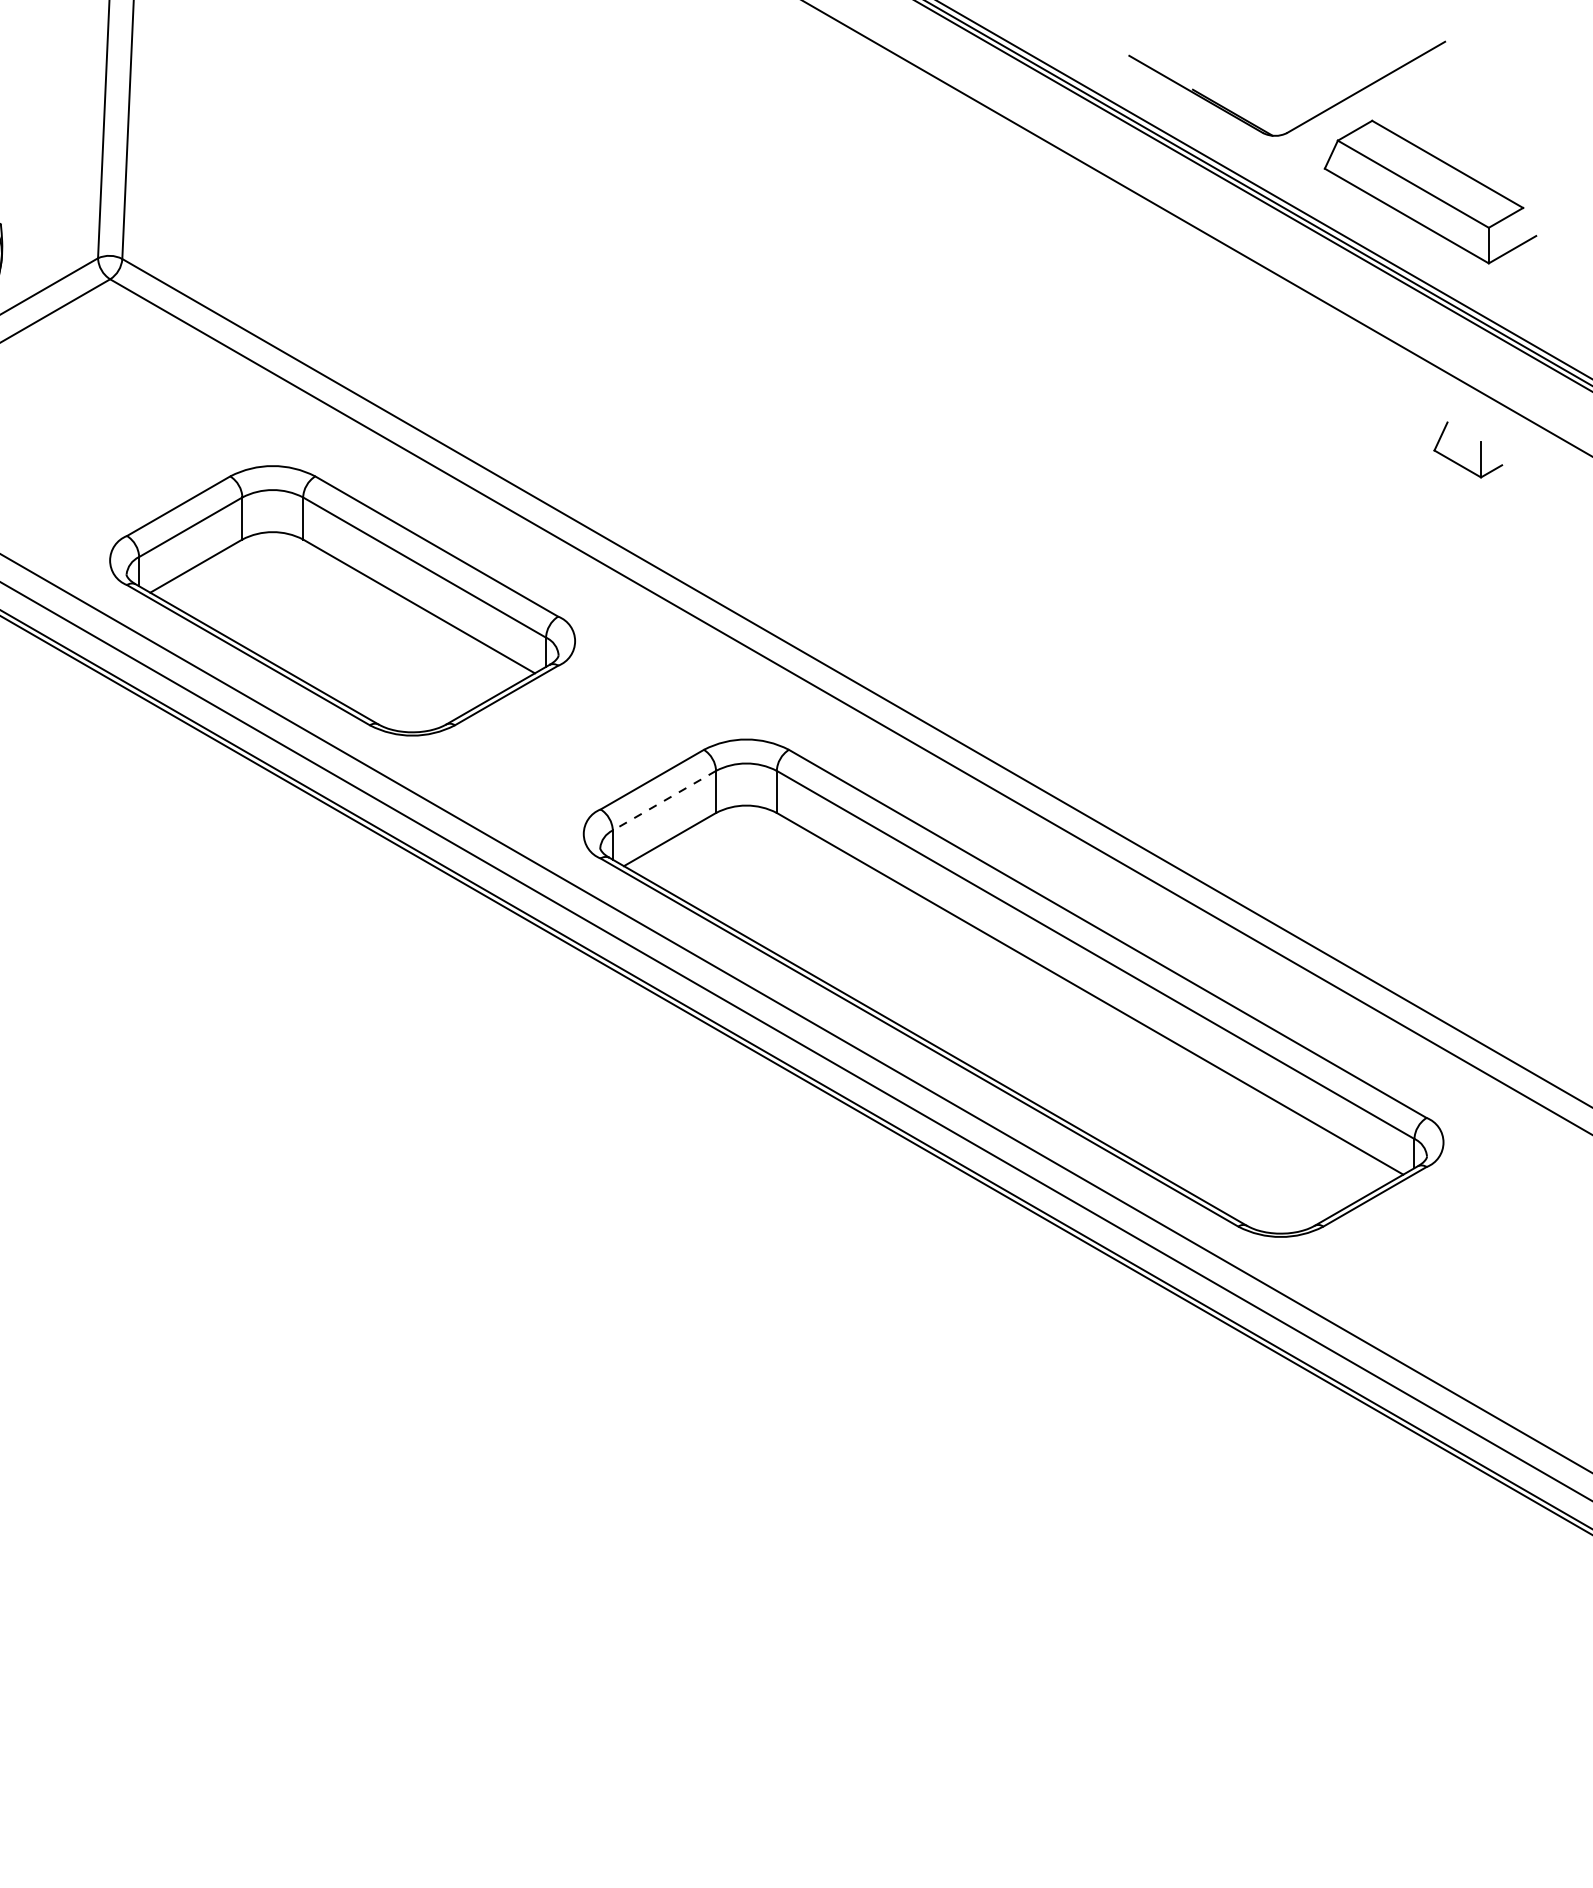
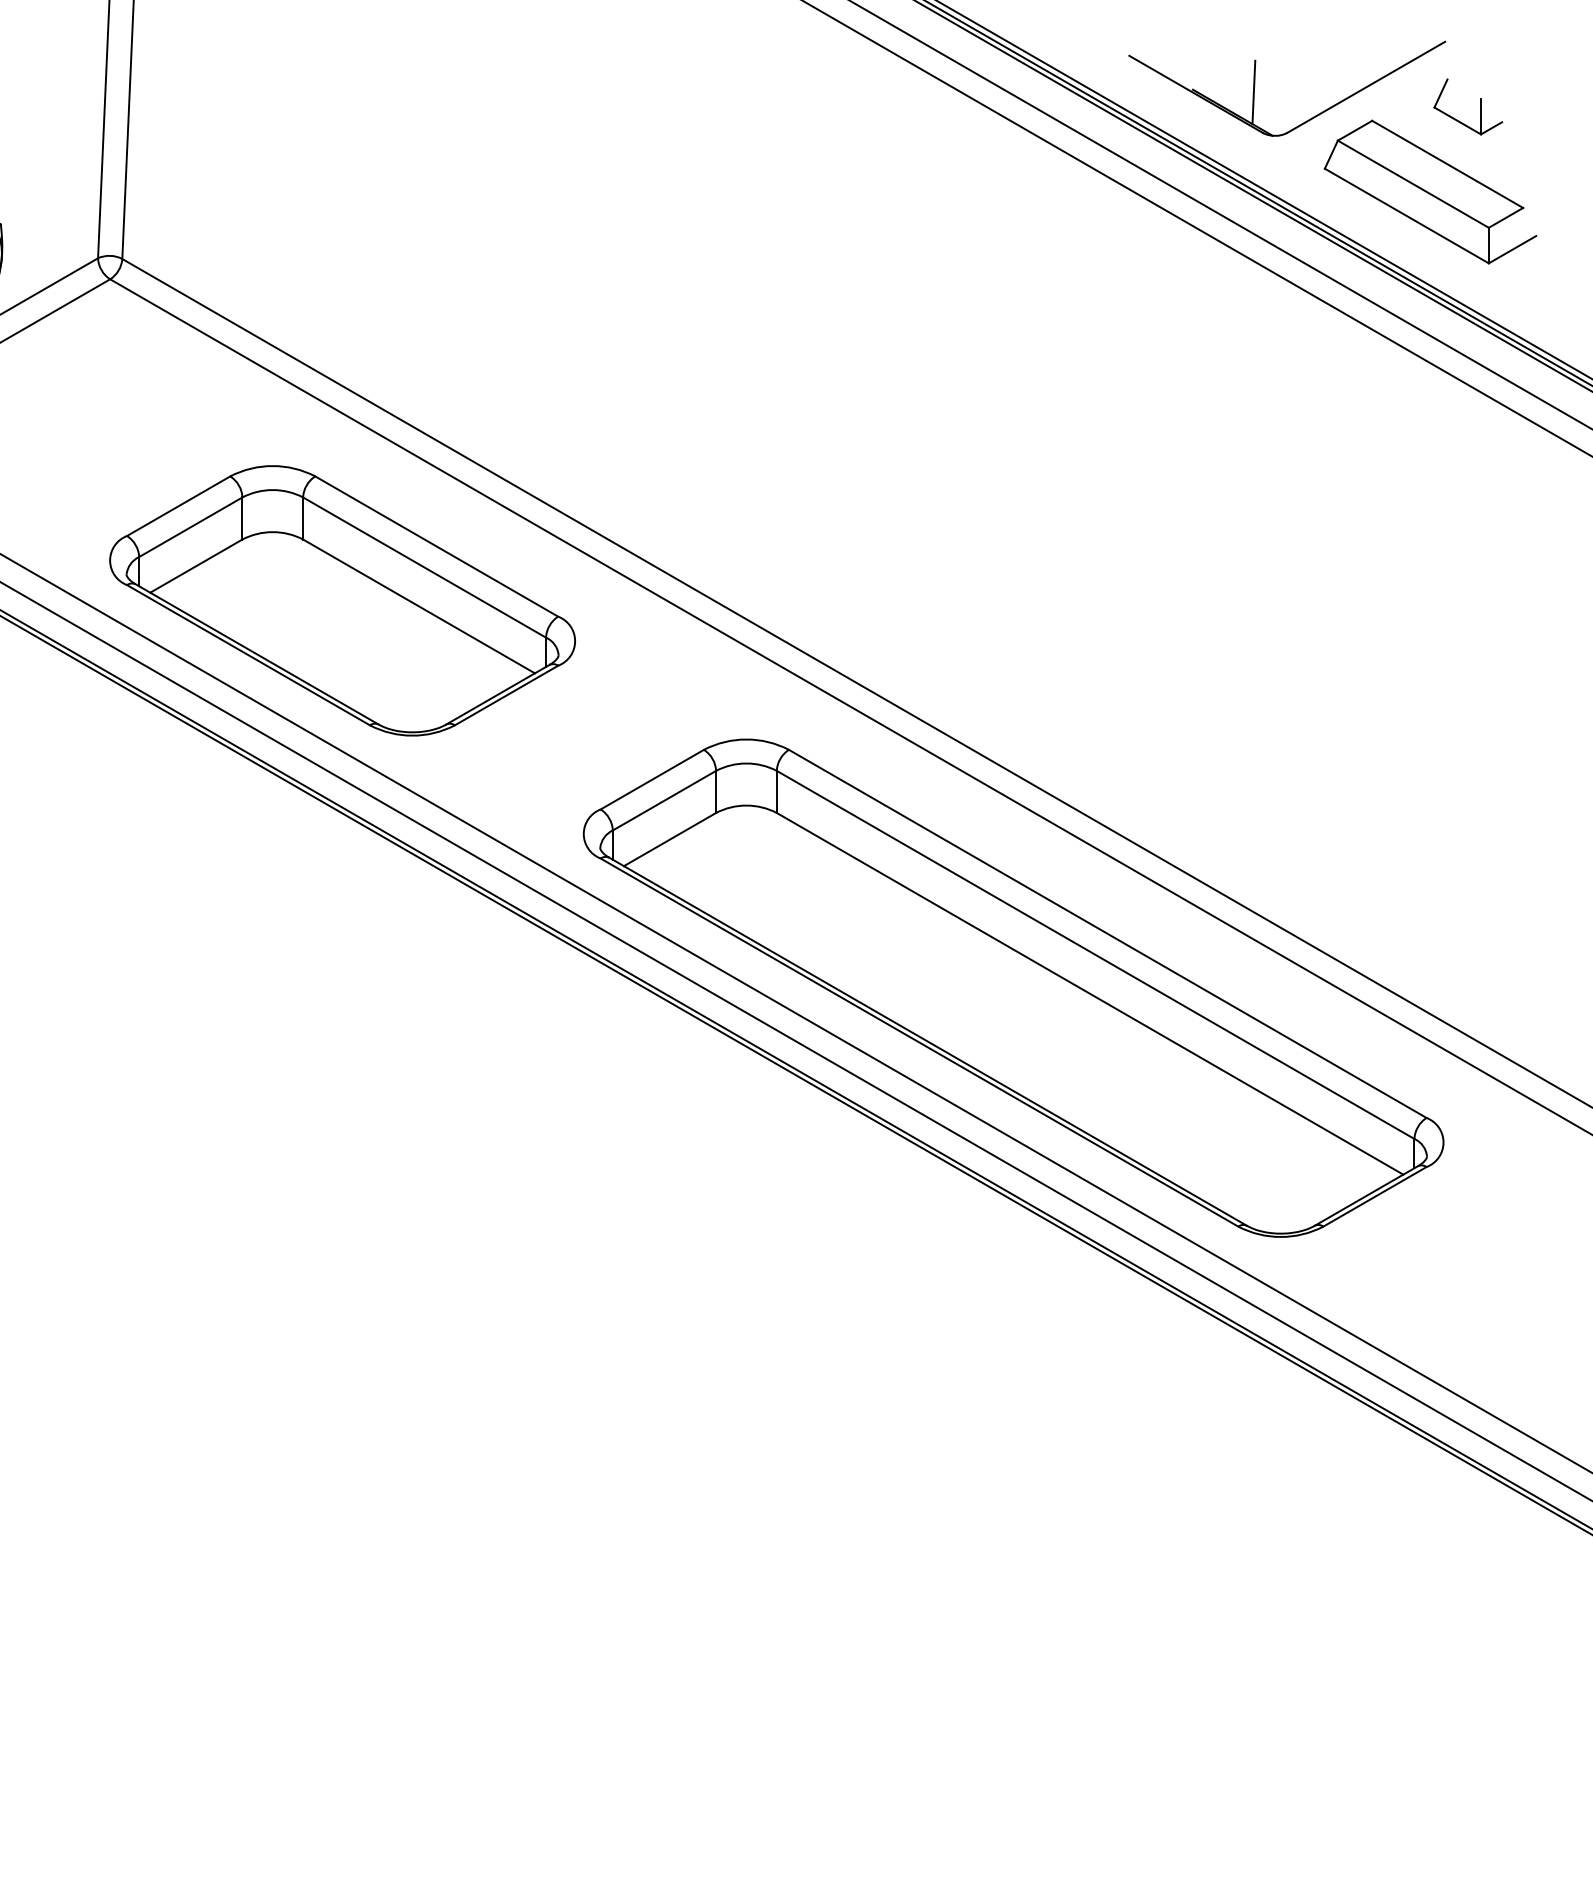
line: none -> present (1253, 92)
line: none -> present (1220, 214)
part position: (1480, 449) -> (1480, 106) (1480, 106)
line: dashed -> solid (664, 800)
